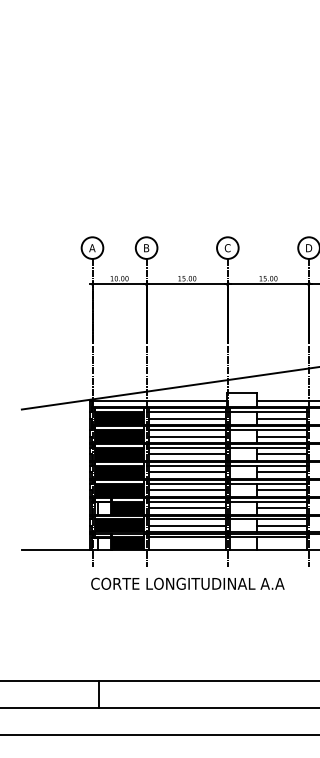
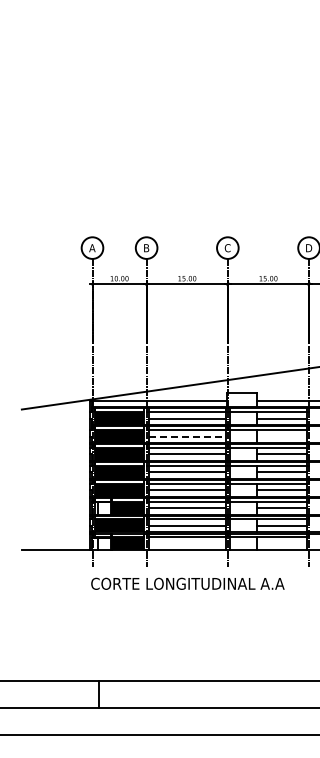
line: solid -> dashed (187, 436)
line: present -> none (281, 436)
